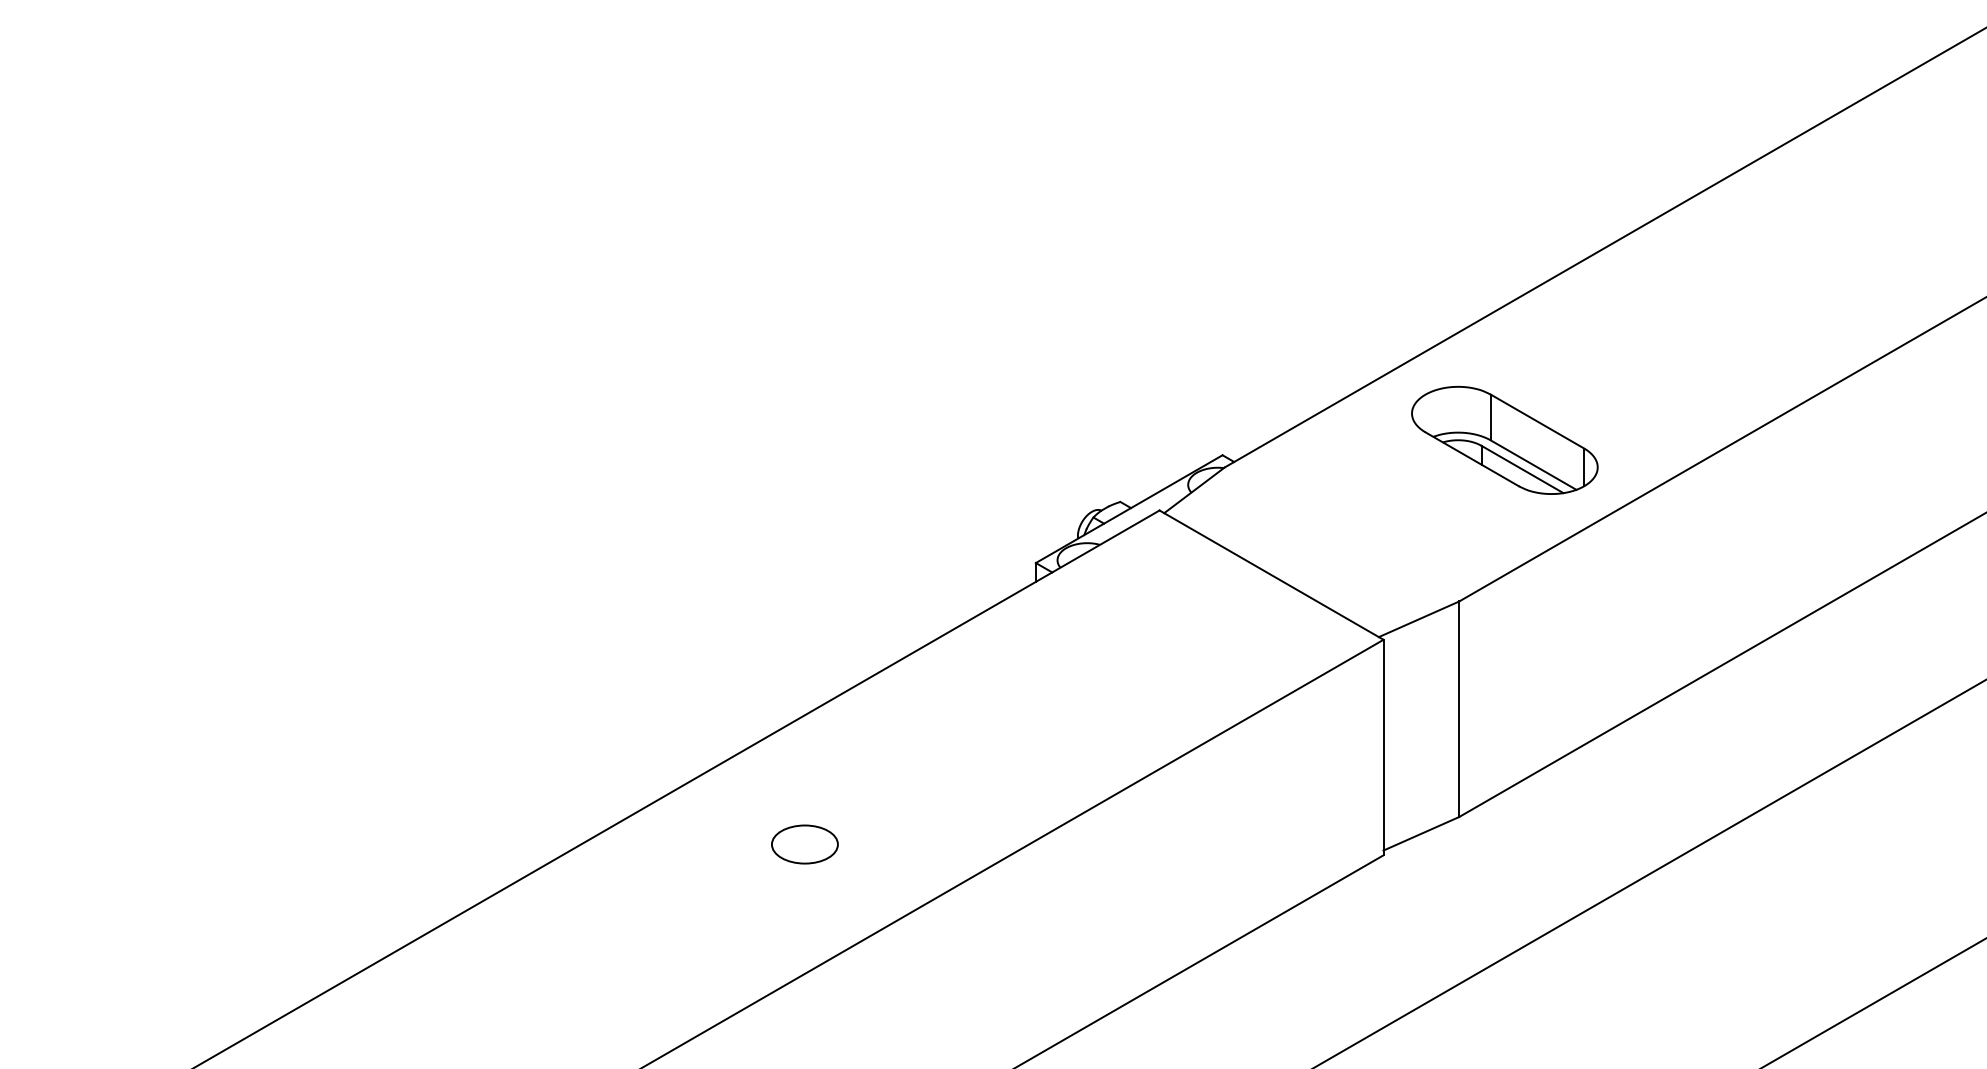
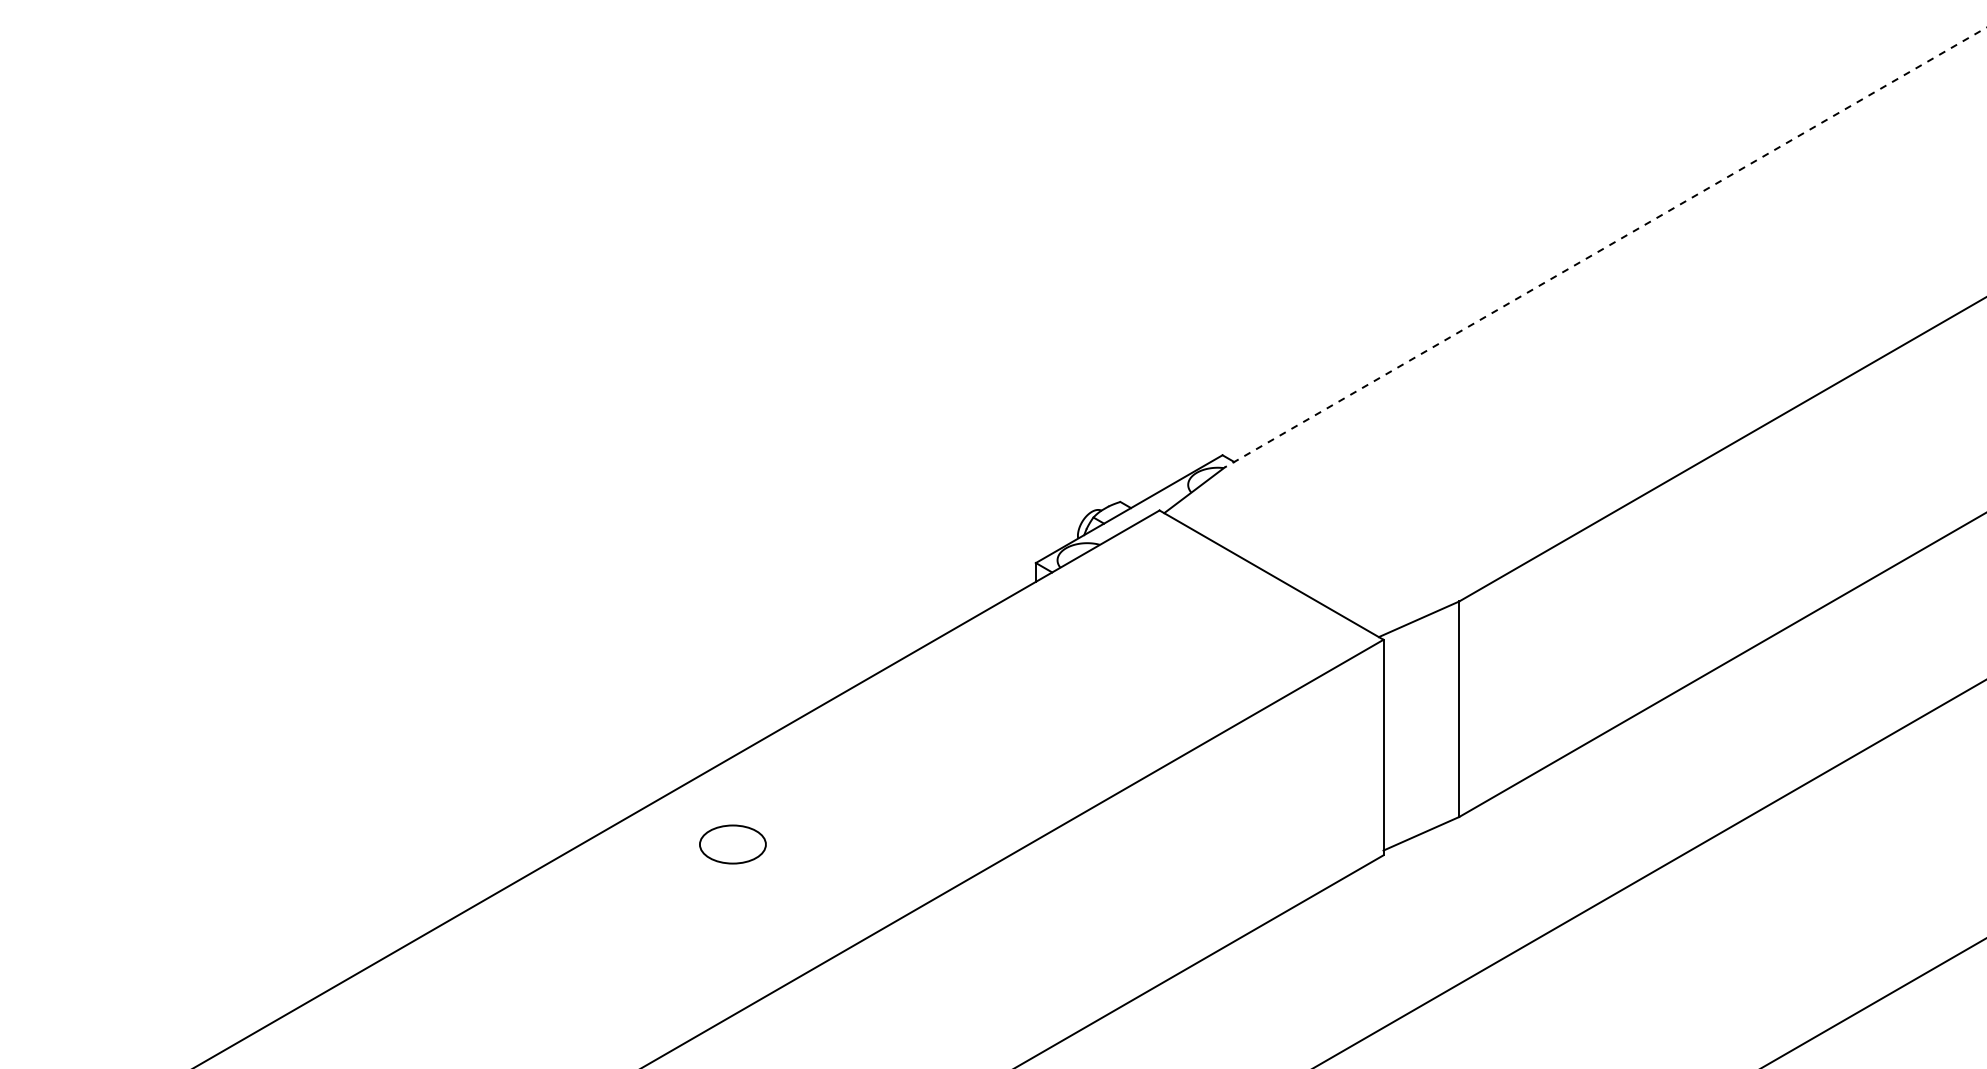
line: solid -> dashed (1605, 247)
part: present -> none (1504, 439)
part position: (804, 844) -> (732, 844) (732, 844)
